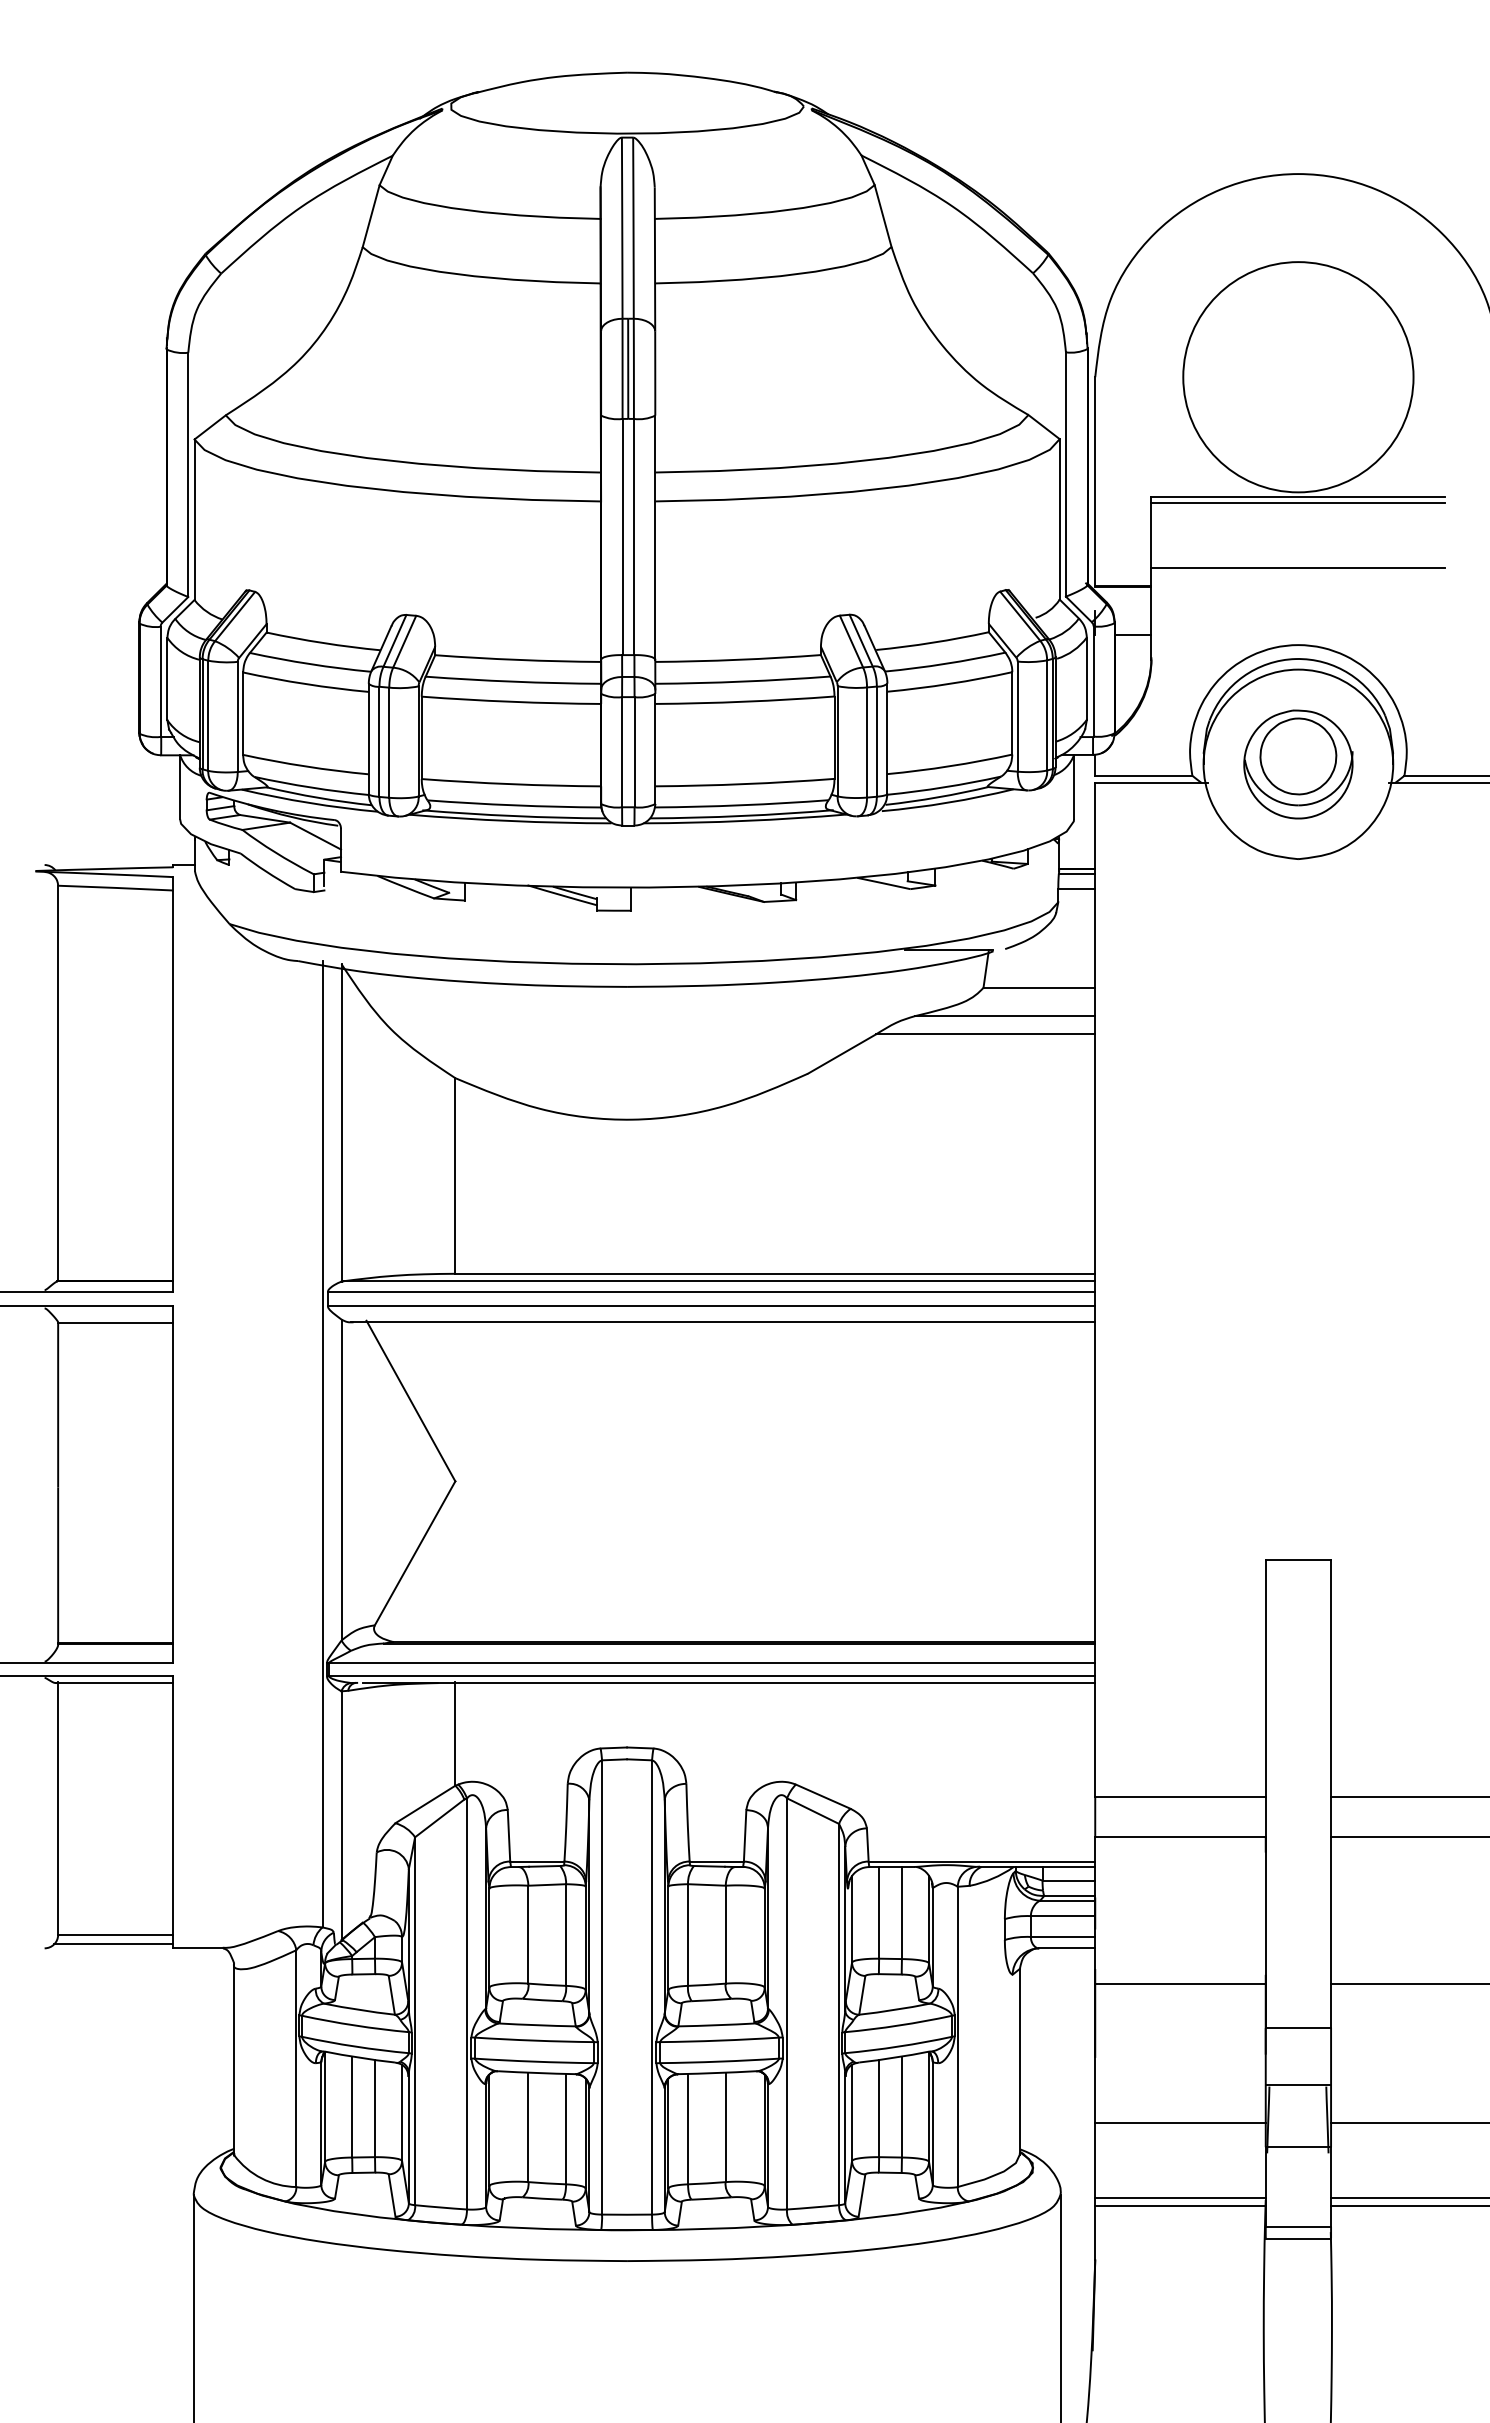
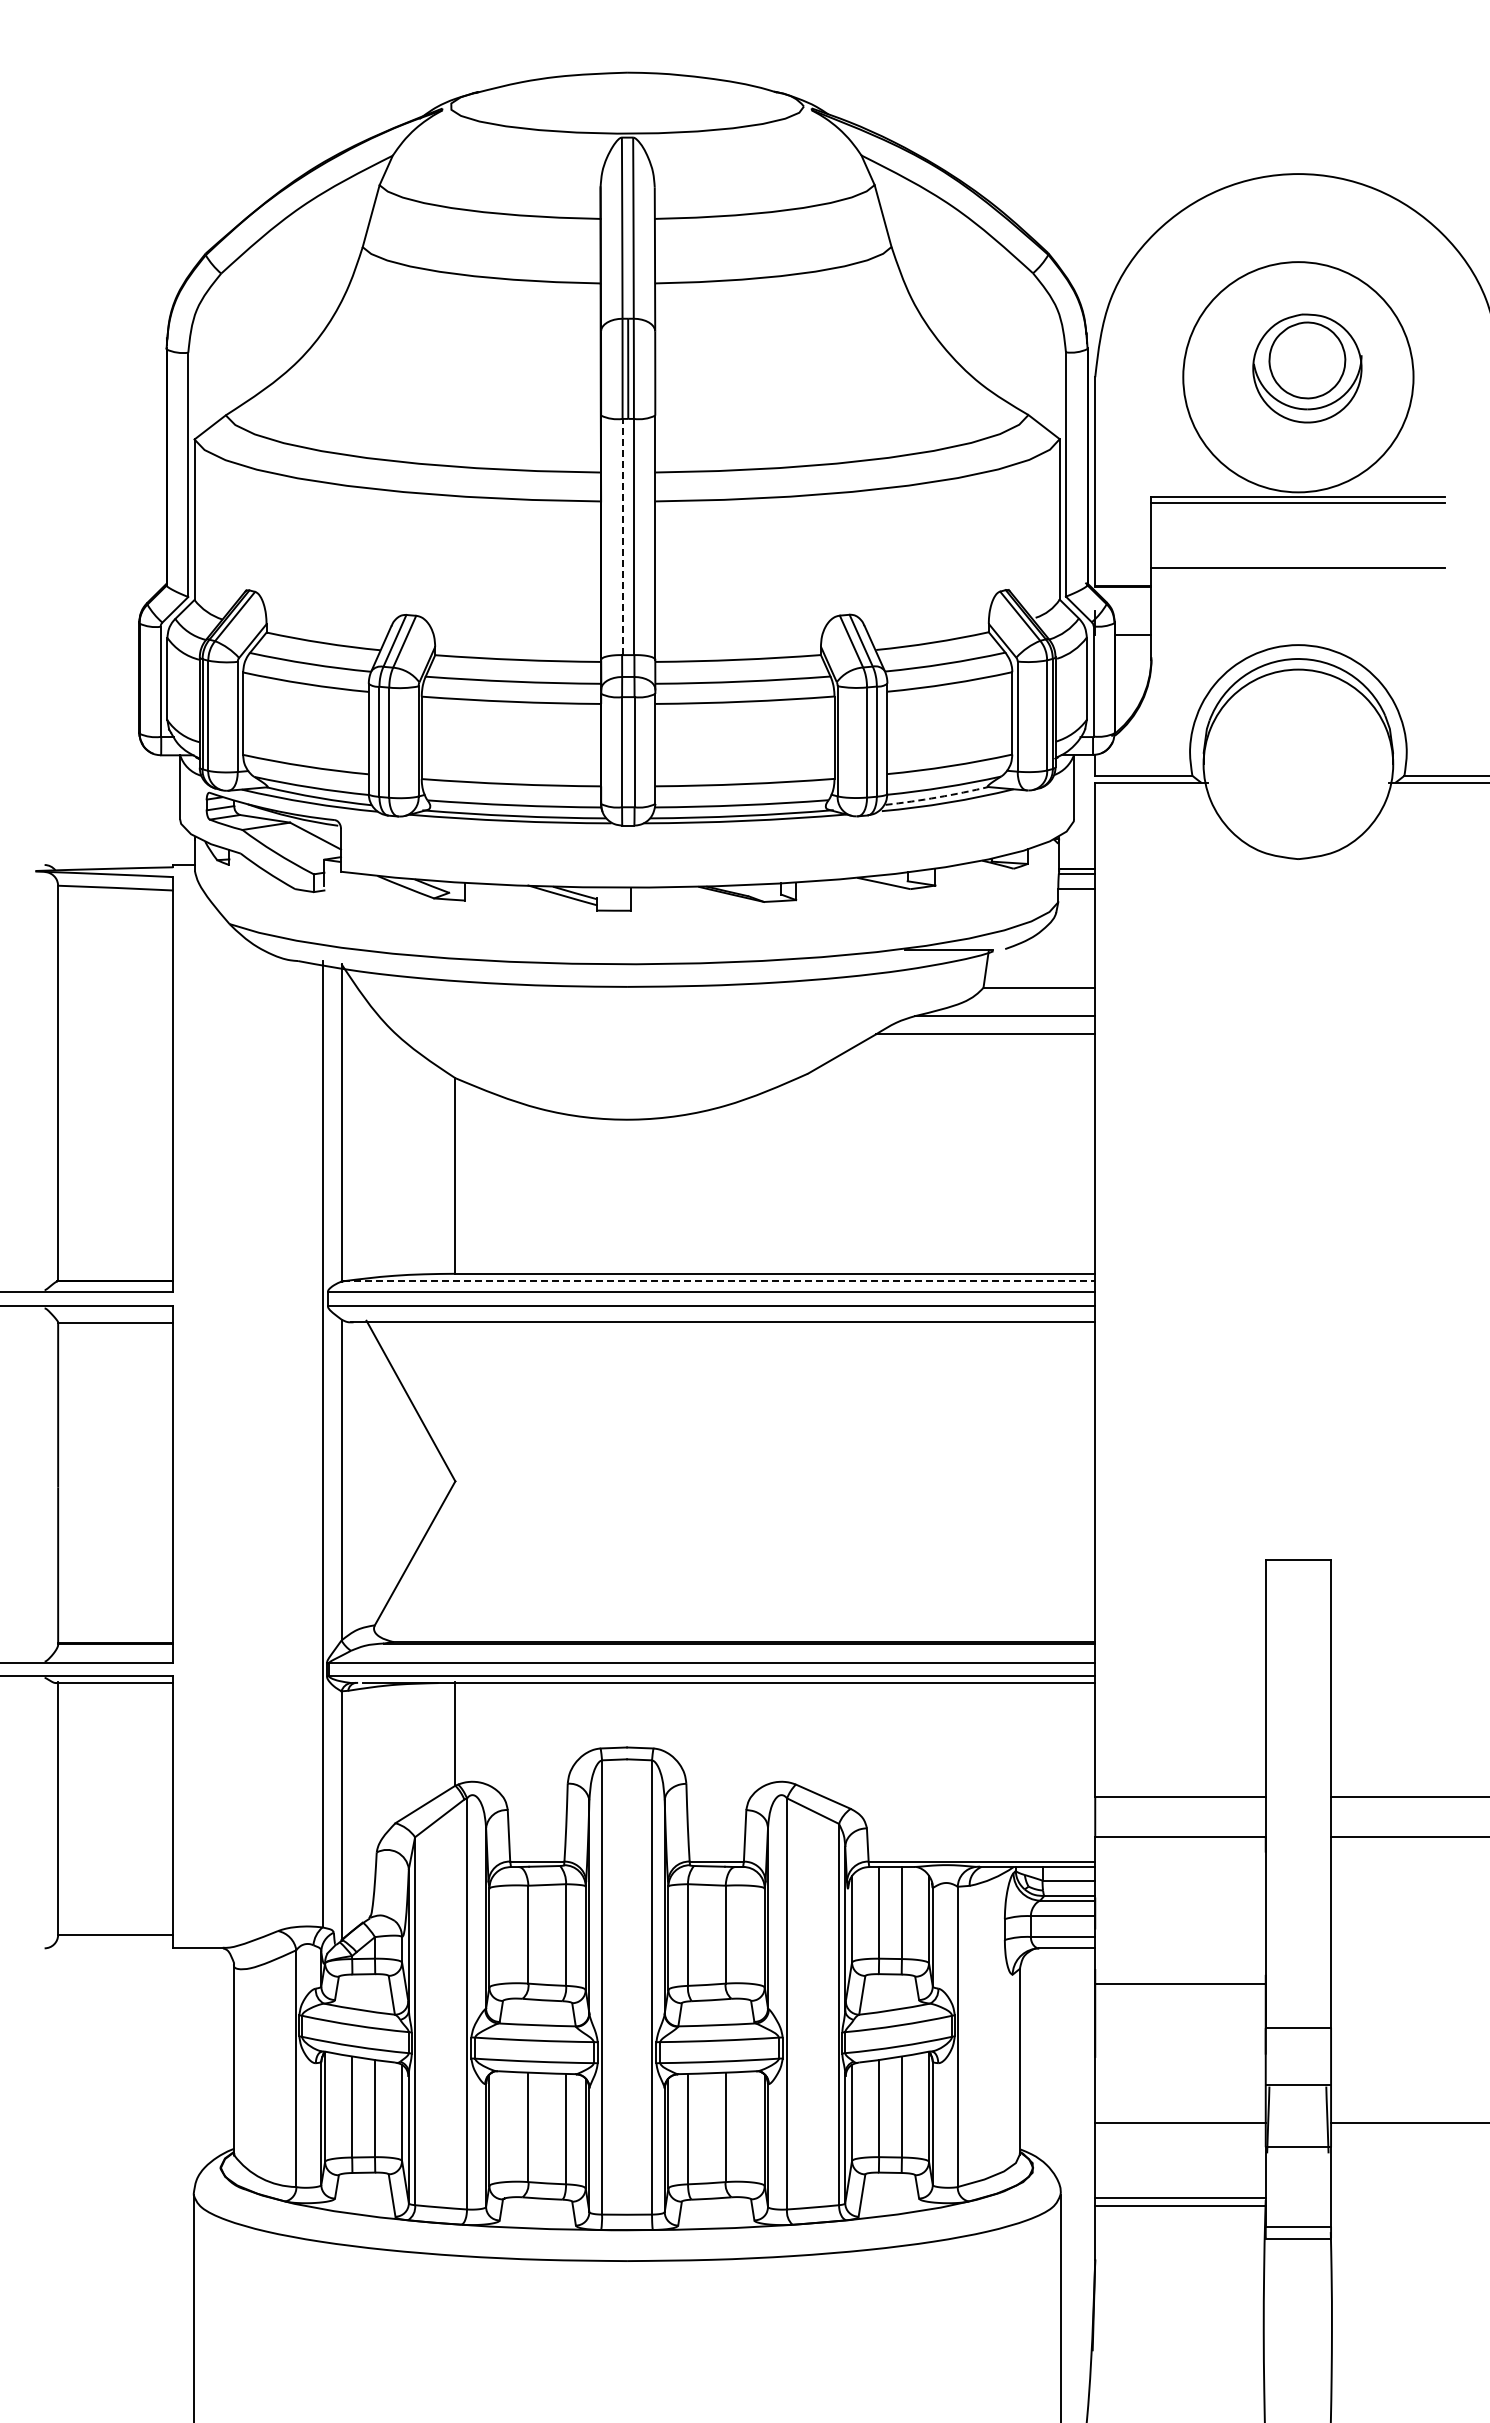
line: solid -> dashed (622, 536)
part position: (1298, 764) -> (1307, 368) (1307, 368)
arc: solid -> dashed (937, 797)
line: solid -> dashed (719, 1281)
line: present -> none (113, 1944)
line: present -> none (1408, 1984)
line: present -> none (1408, 2198)
line: present -> none (1408, 2206)
